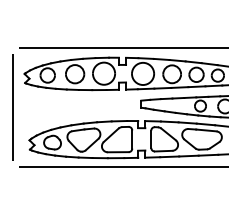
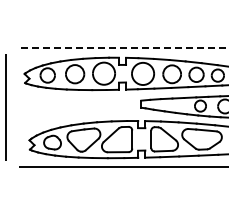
line: solid -> dashed (123, 48)
line position: (12, 107) -> (5, 107) (5, 107)
